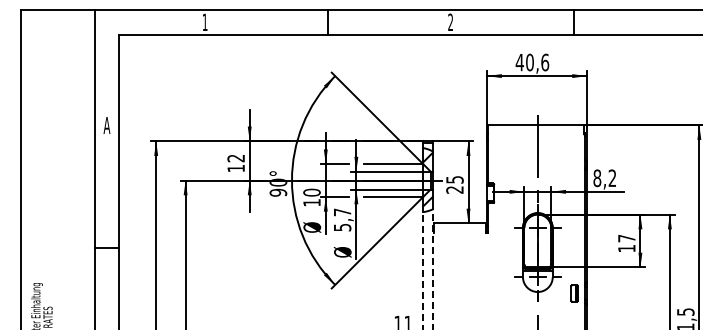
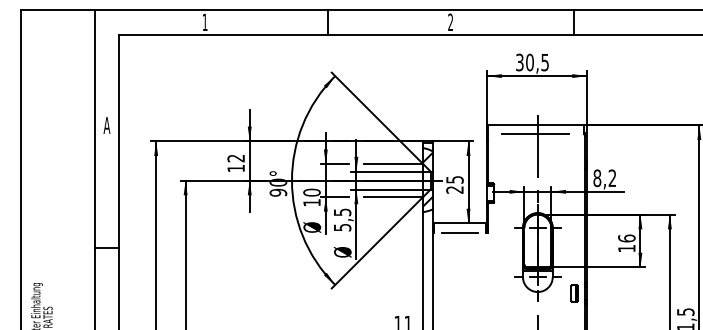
text: 40,6 -> 30,5 (532, 62)
line: none -> present (535, 134)
text: 5,7 -> 5,5 (342, 212)
line: none -> present (459, 232)
text: 17 -> 16 (626, 238)
line: dashed -> solid (433, 269)
line: dashed -> solid (423, 270)
